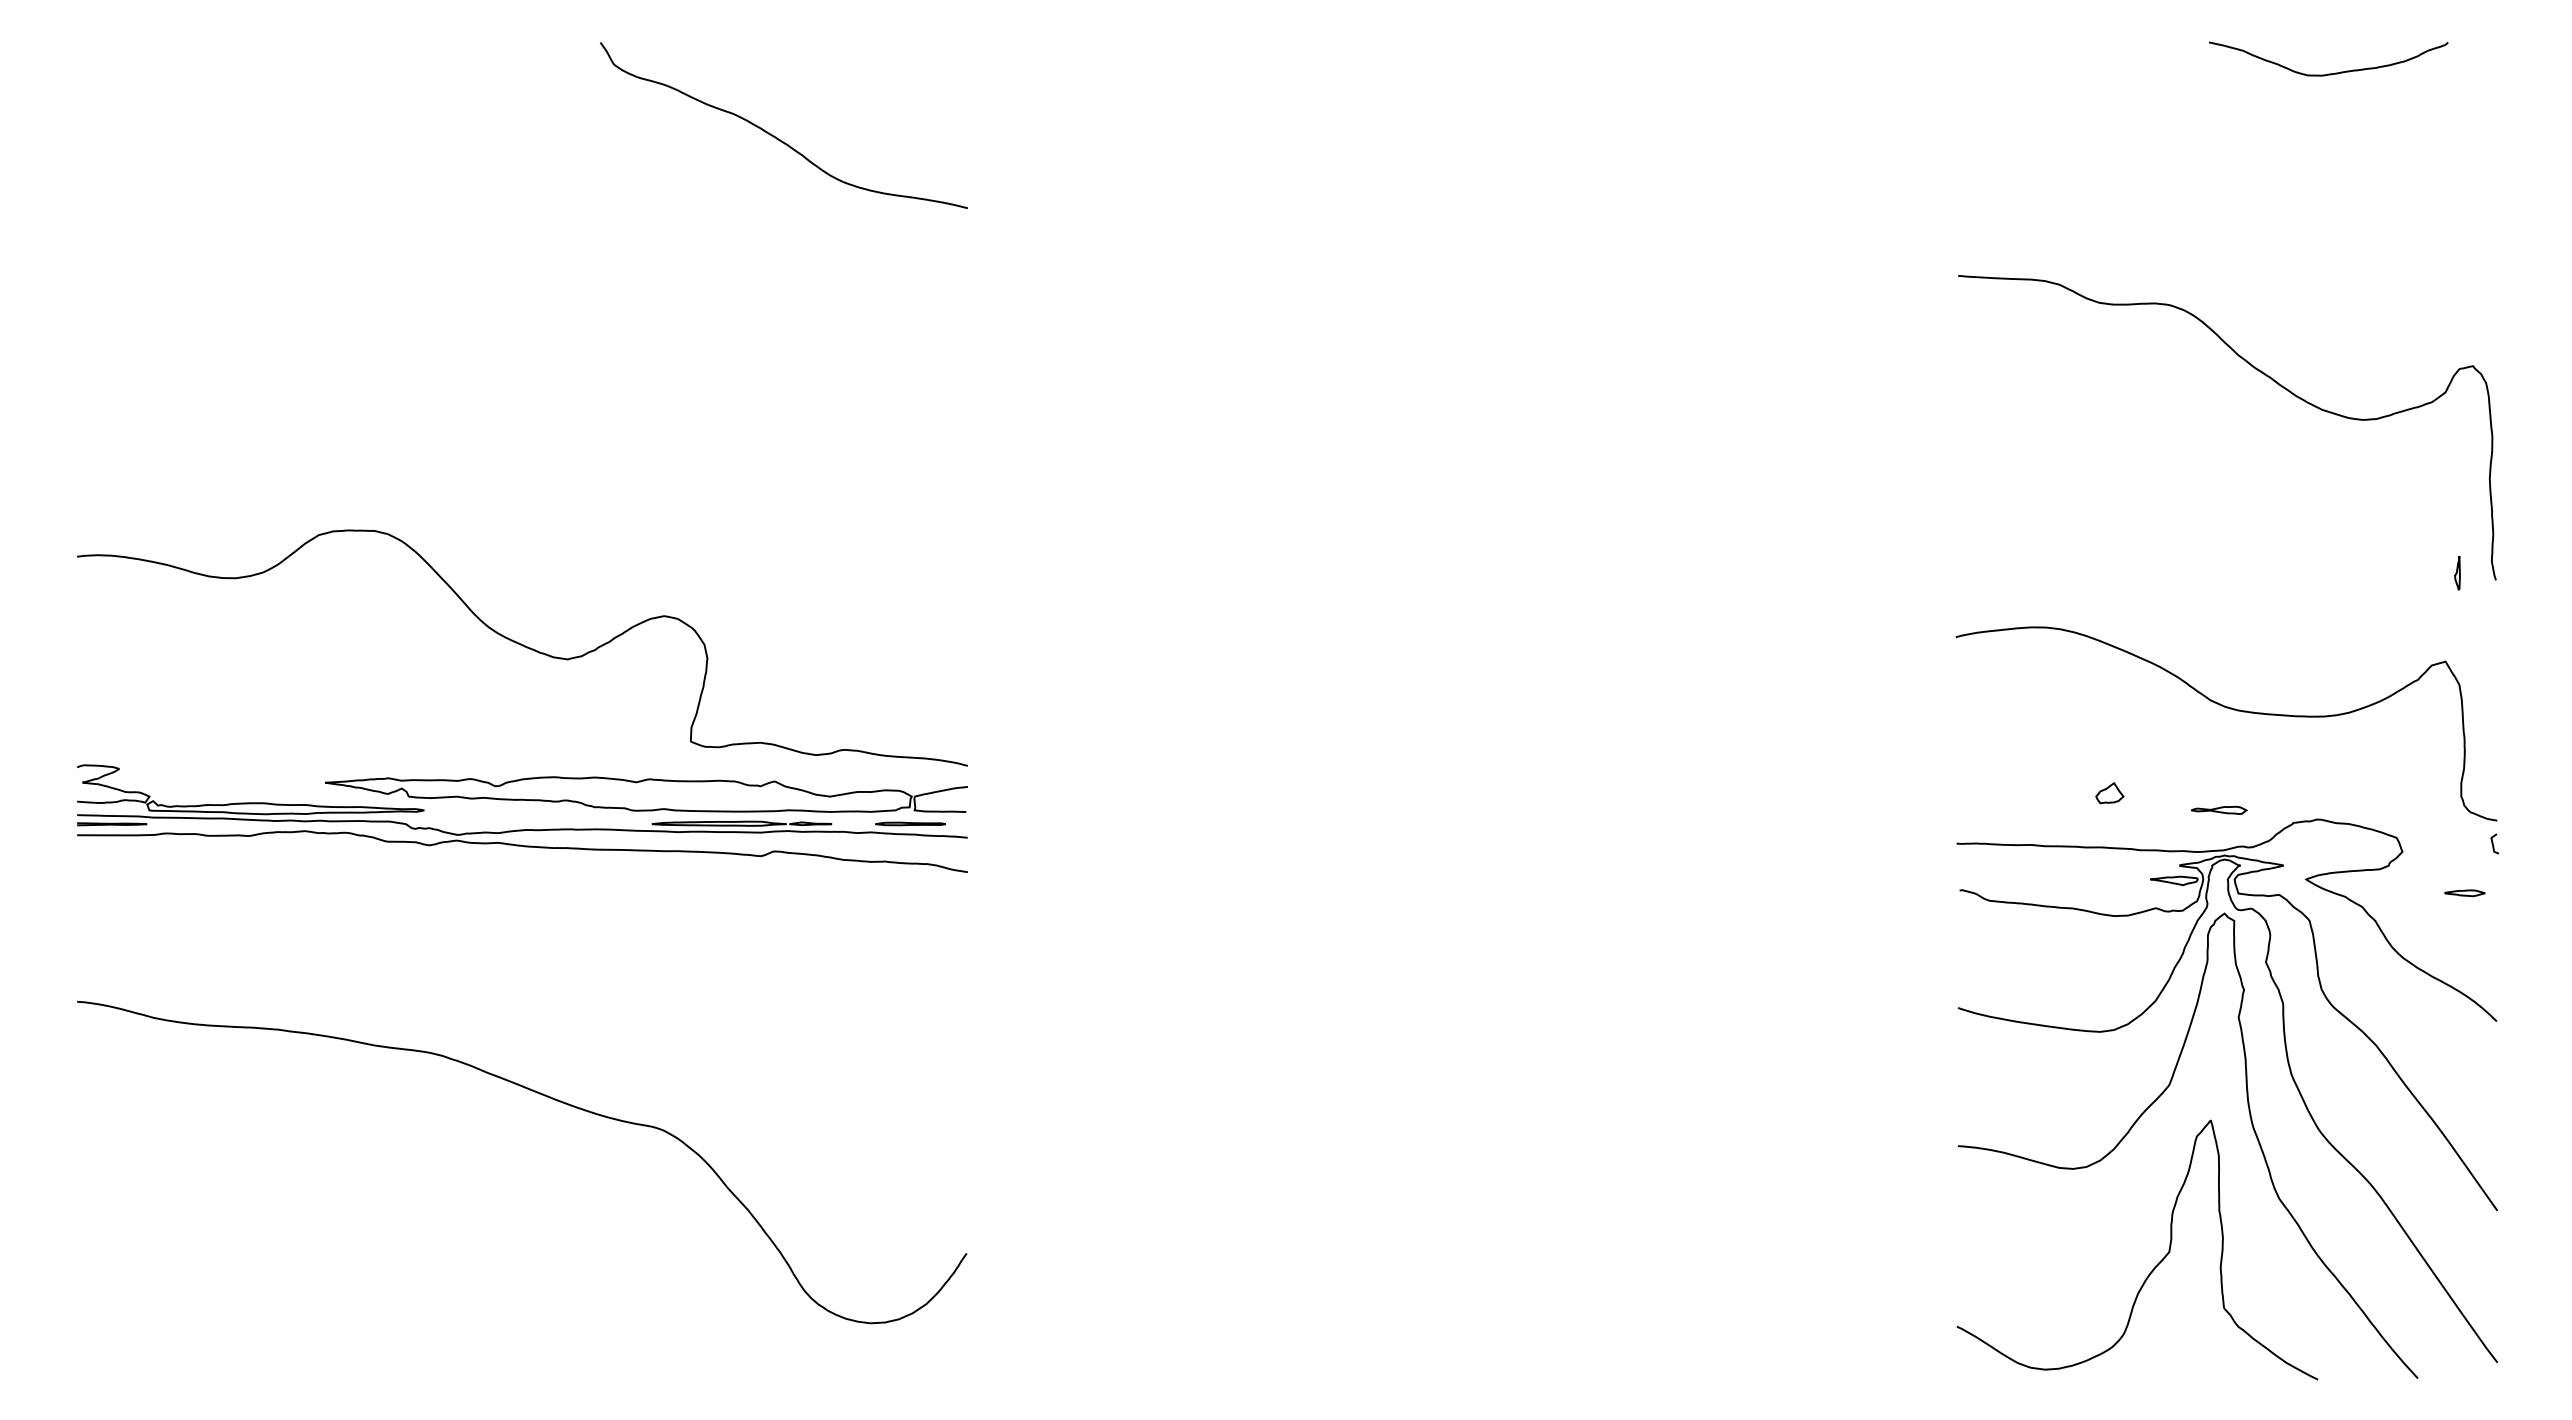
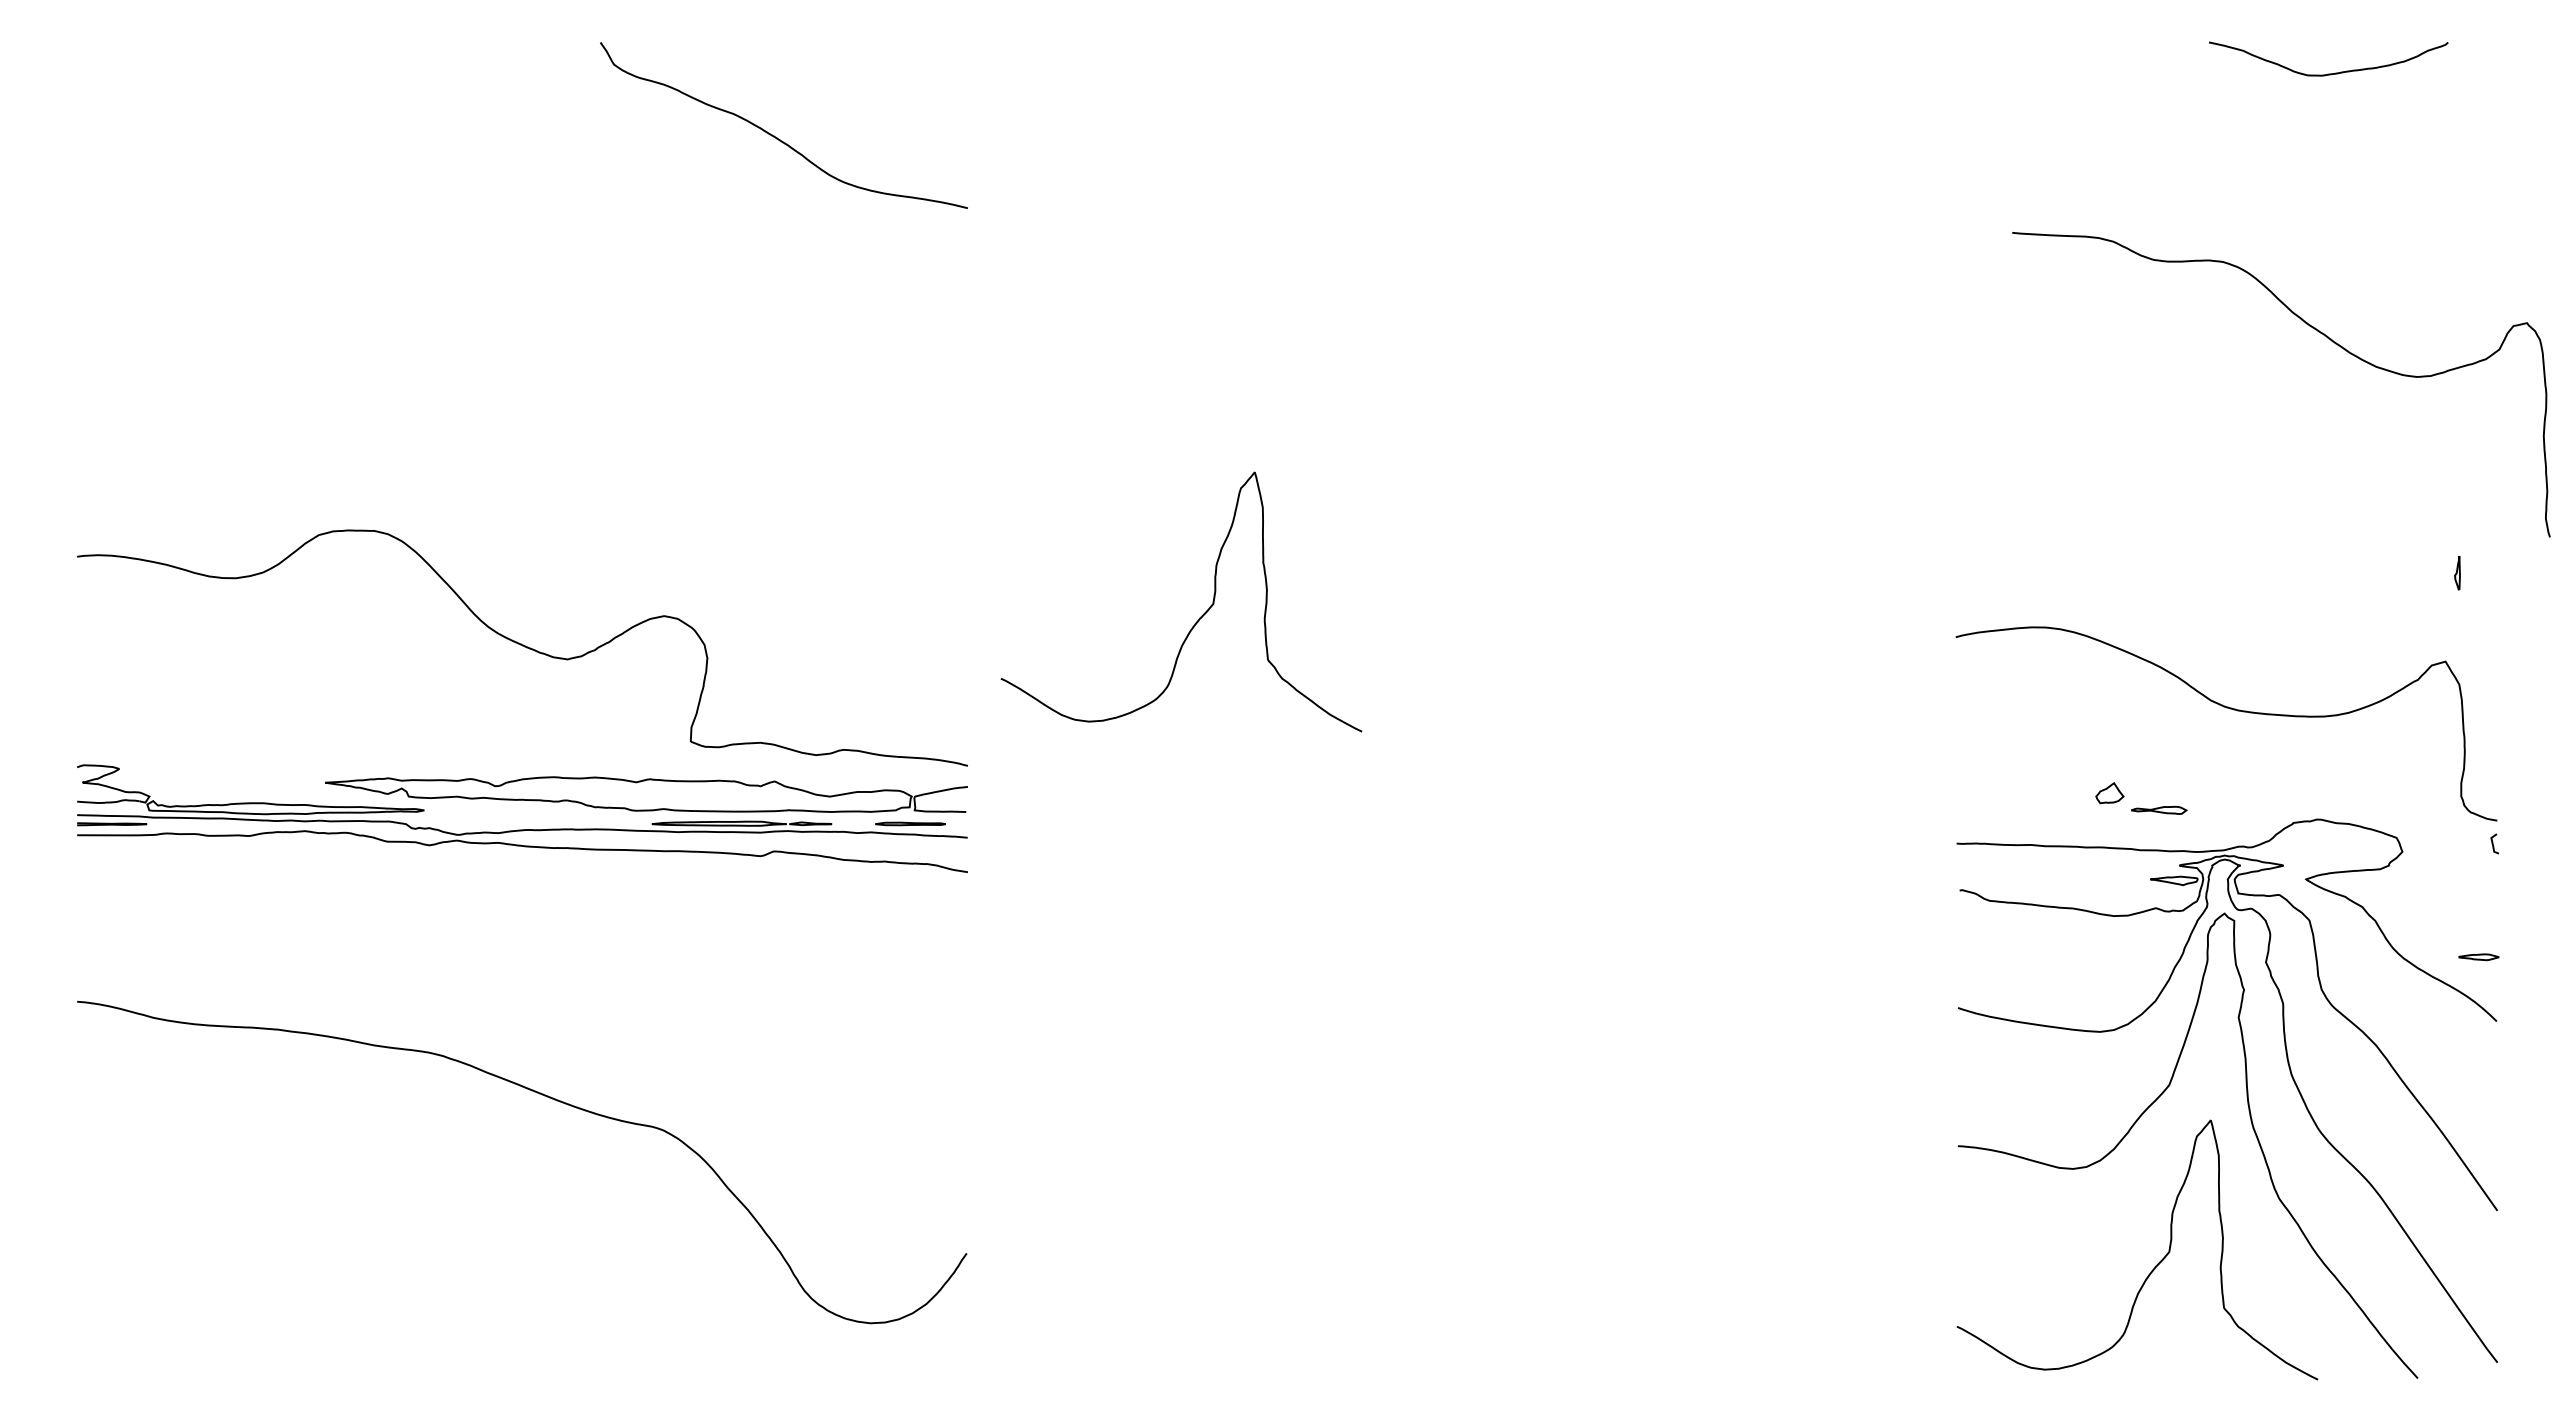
curve position: (2261, 373) -> (2315, 330) (2315, 330)
curve: none -> present (1198, 618)
part position: (2219, 809) -> (2159, 809) (2159, 809)
part position: (2464, 893) -> (2478, 957) (2478, 957)
